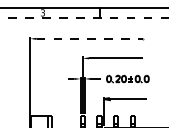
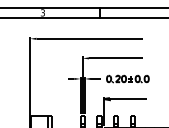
line: dashed -> solid (84, 18)
line: dashed -> solid (90, 38)
